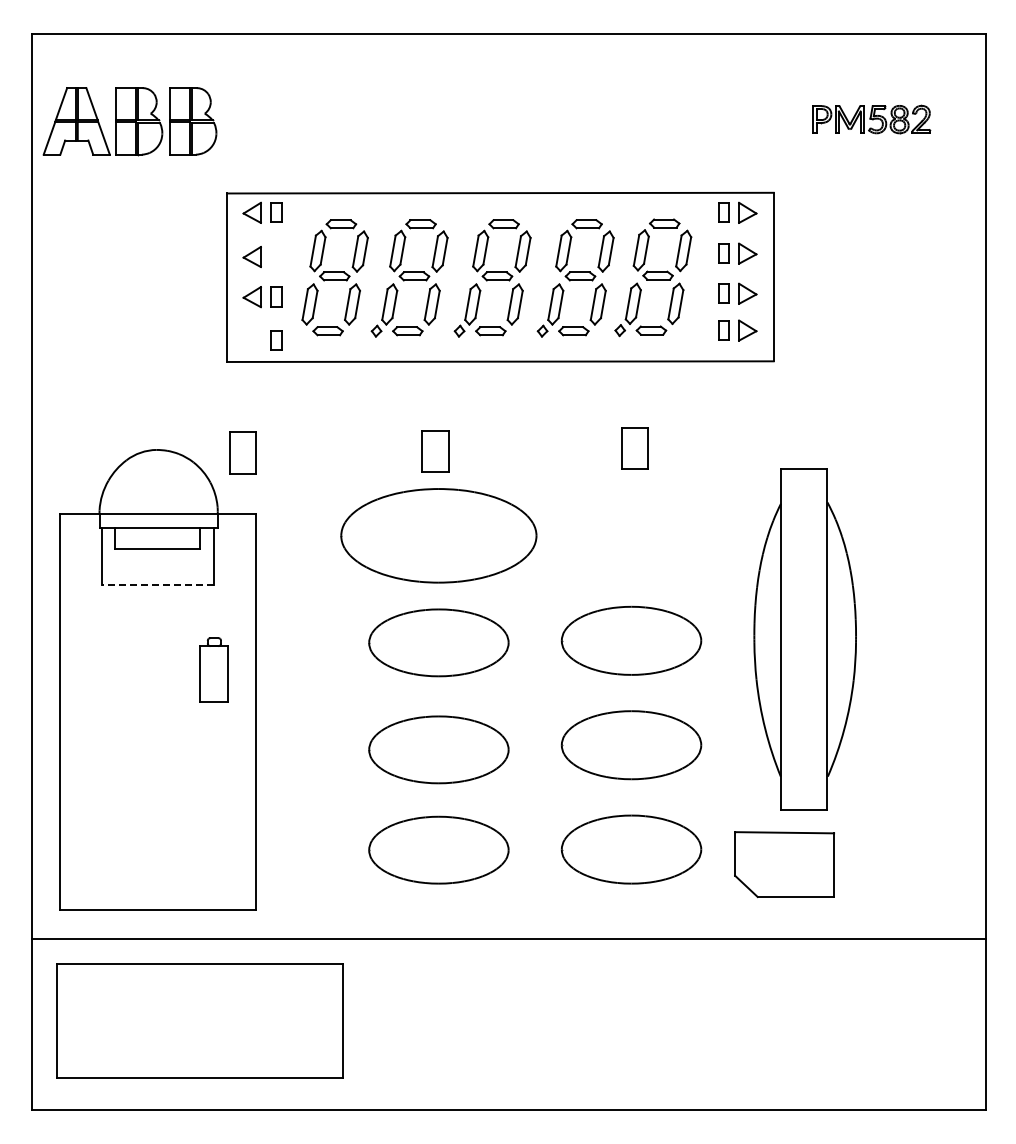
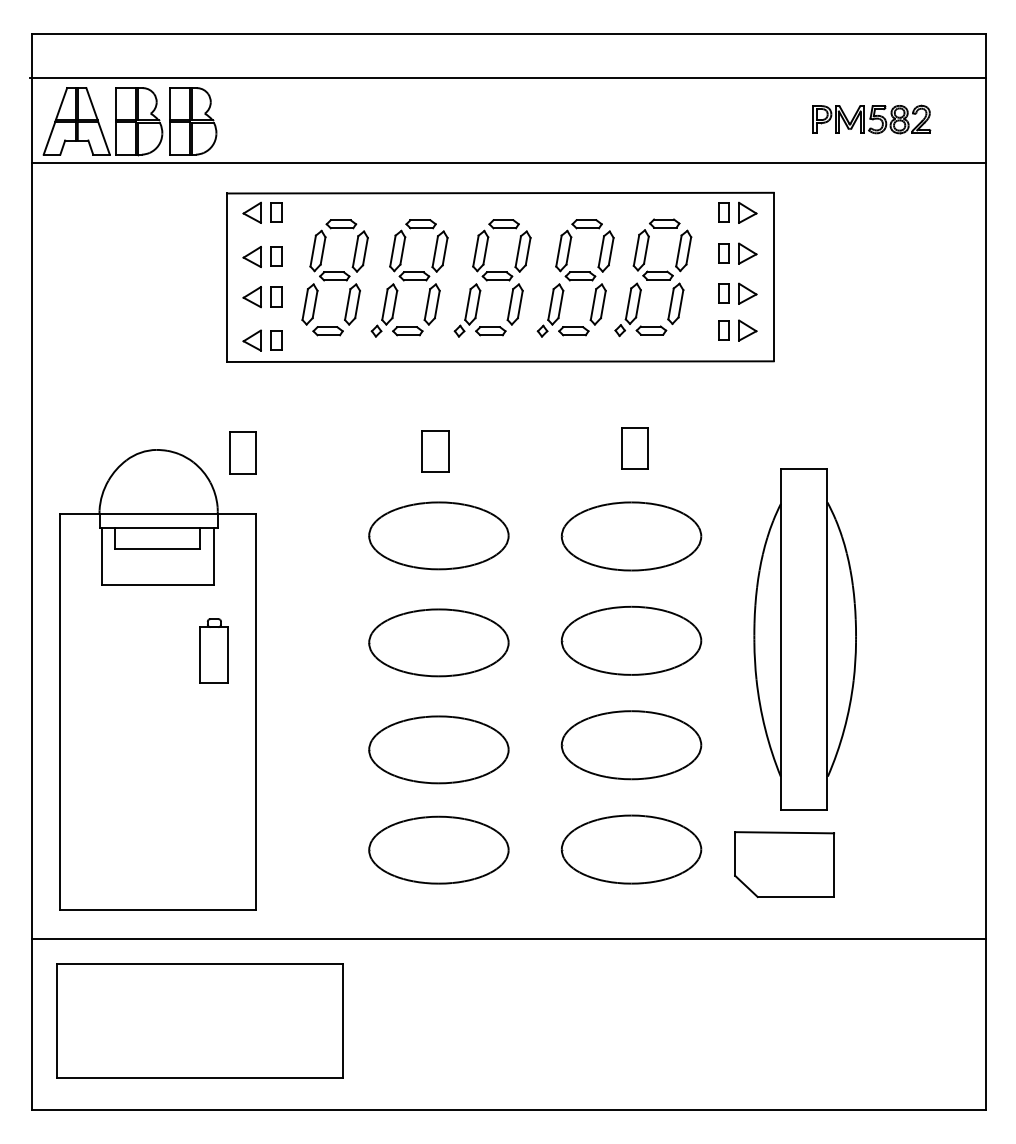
line: none -> present (507, 77)
line: none -> present (508, 162)
part: none -> present (276, 256)
part: none -> present (251, 340)
part size: 198x96 px -> 142x70 px (438, 535)
part: none -> present (631, 536)
line: dashed -> solid (157, 585)
part position: (213, 669) -> (213, 650) (213, 650)
